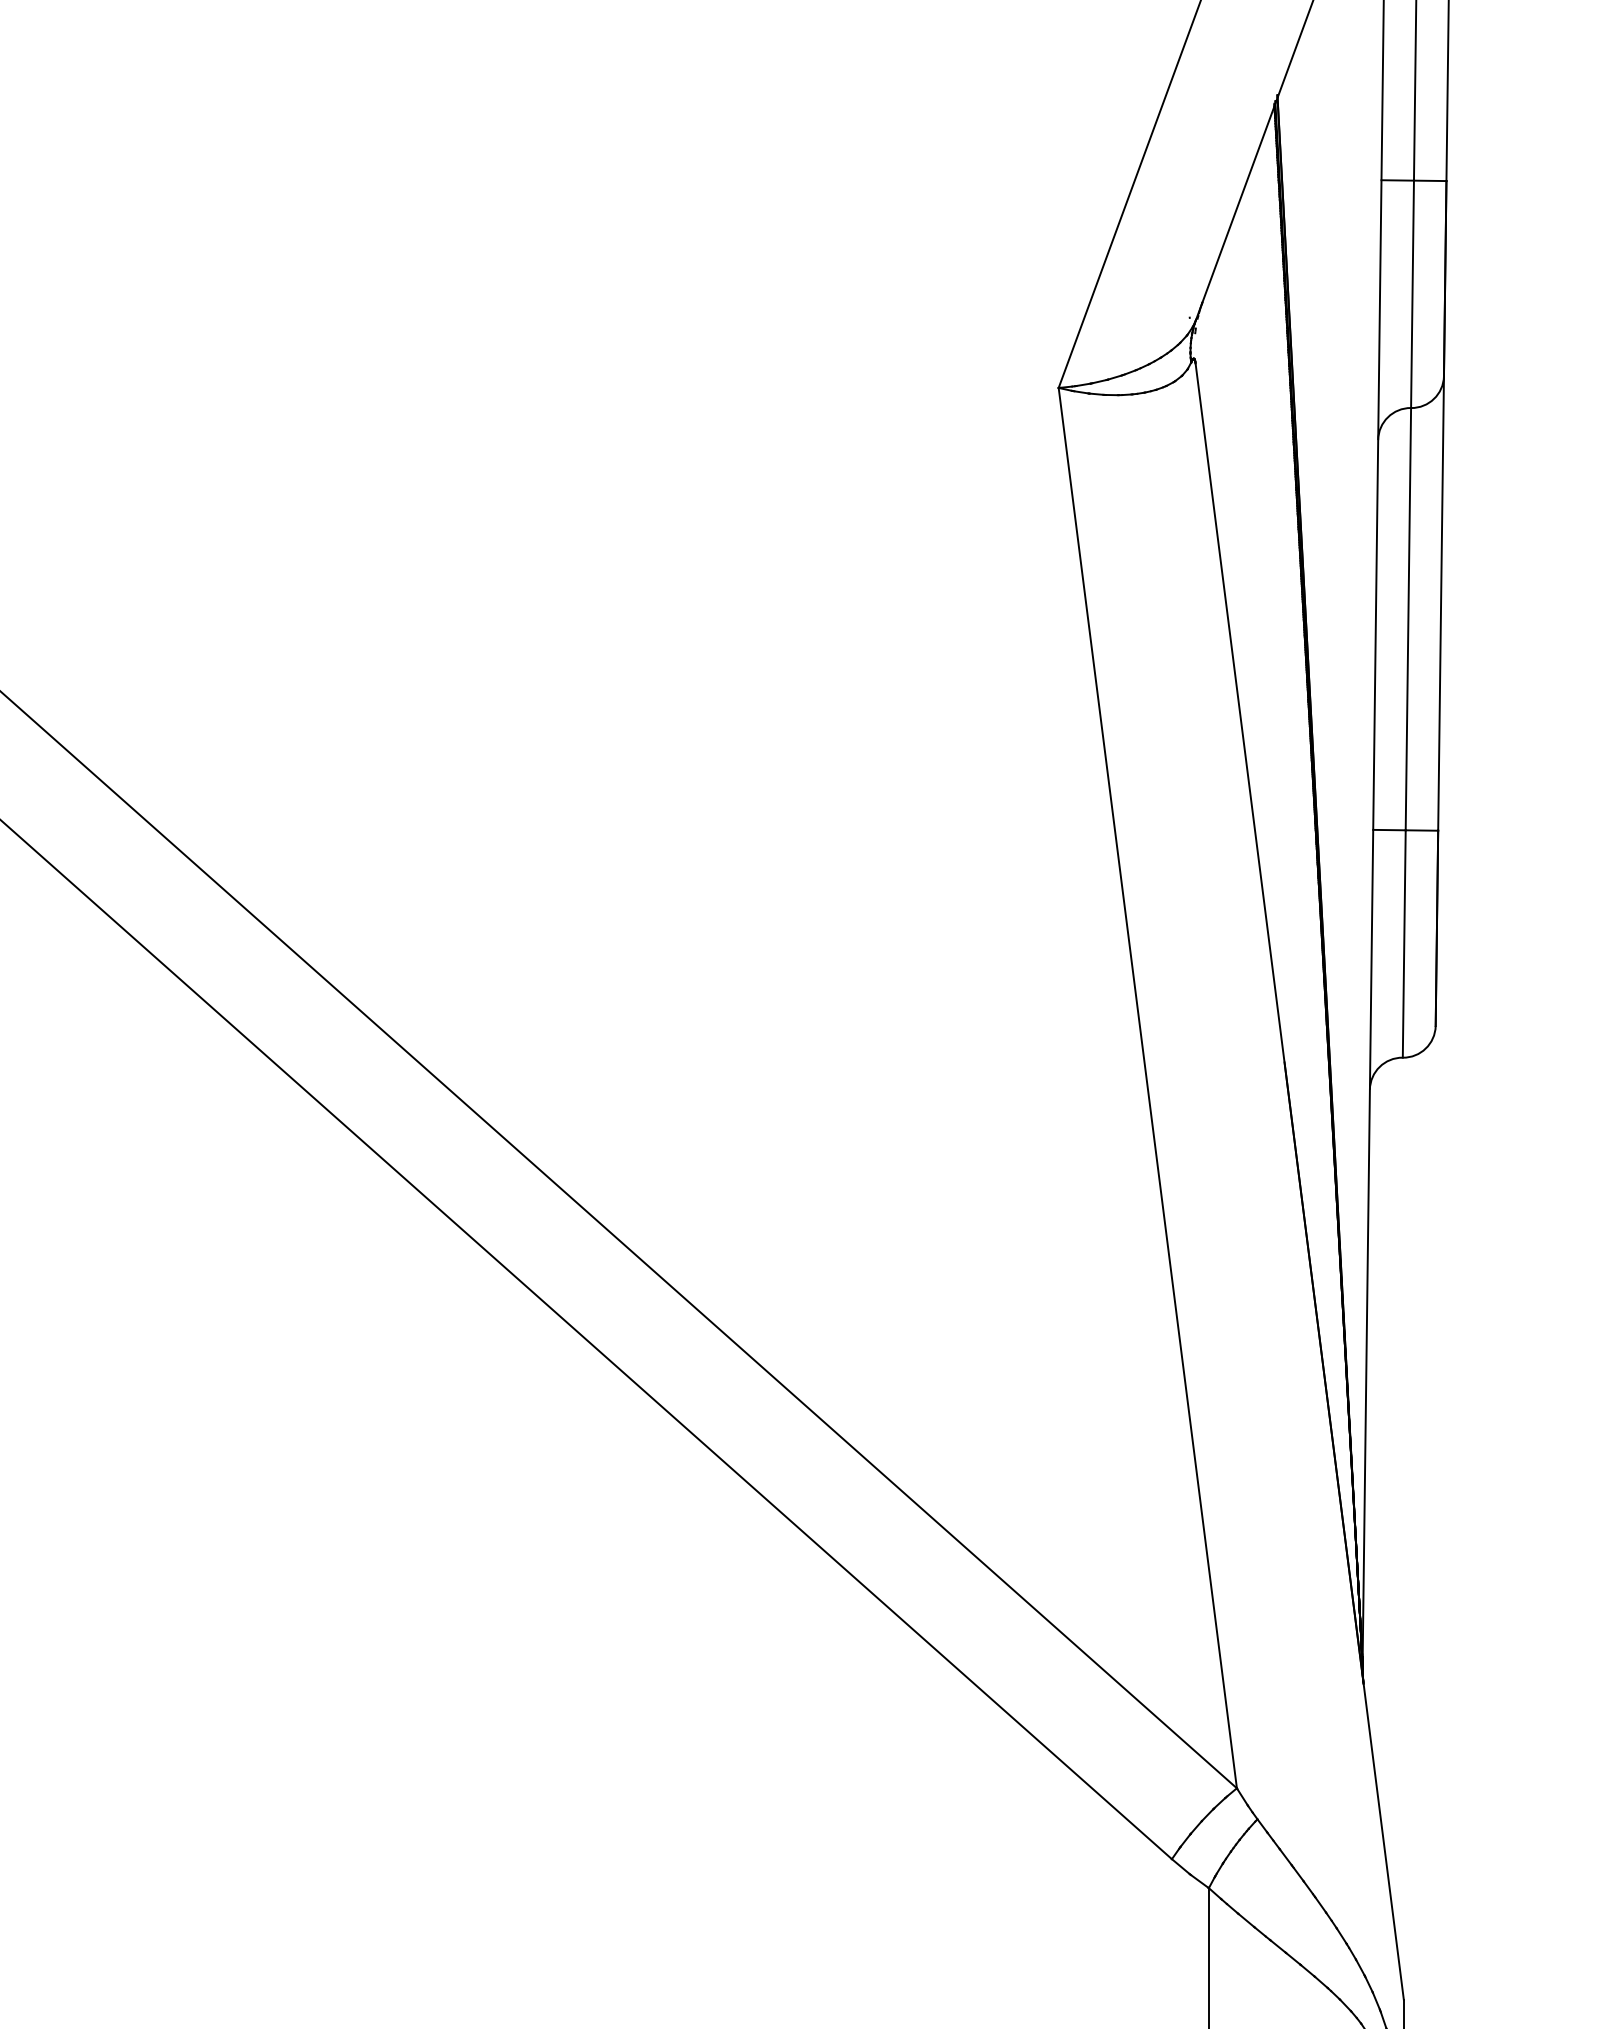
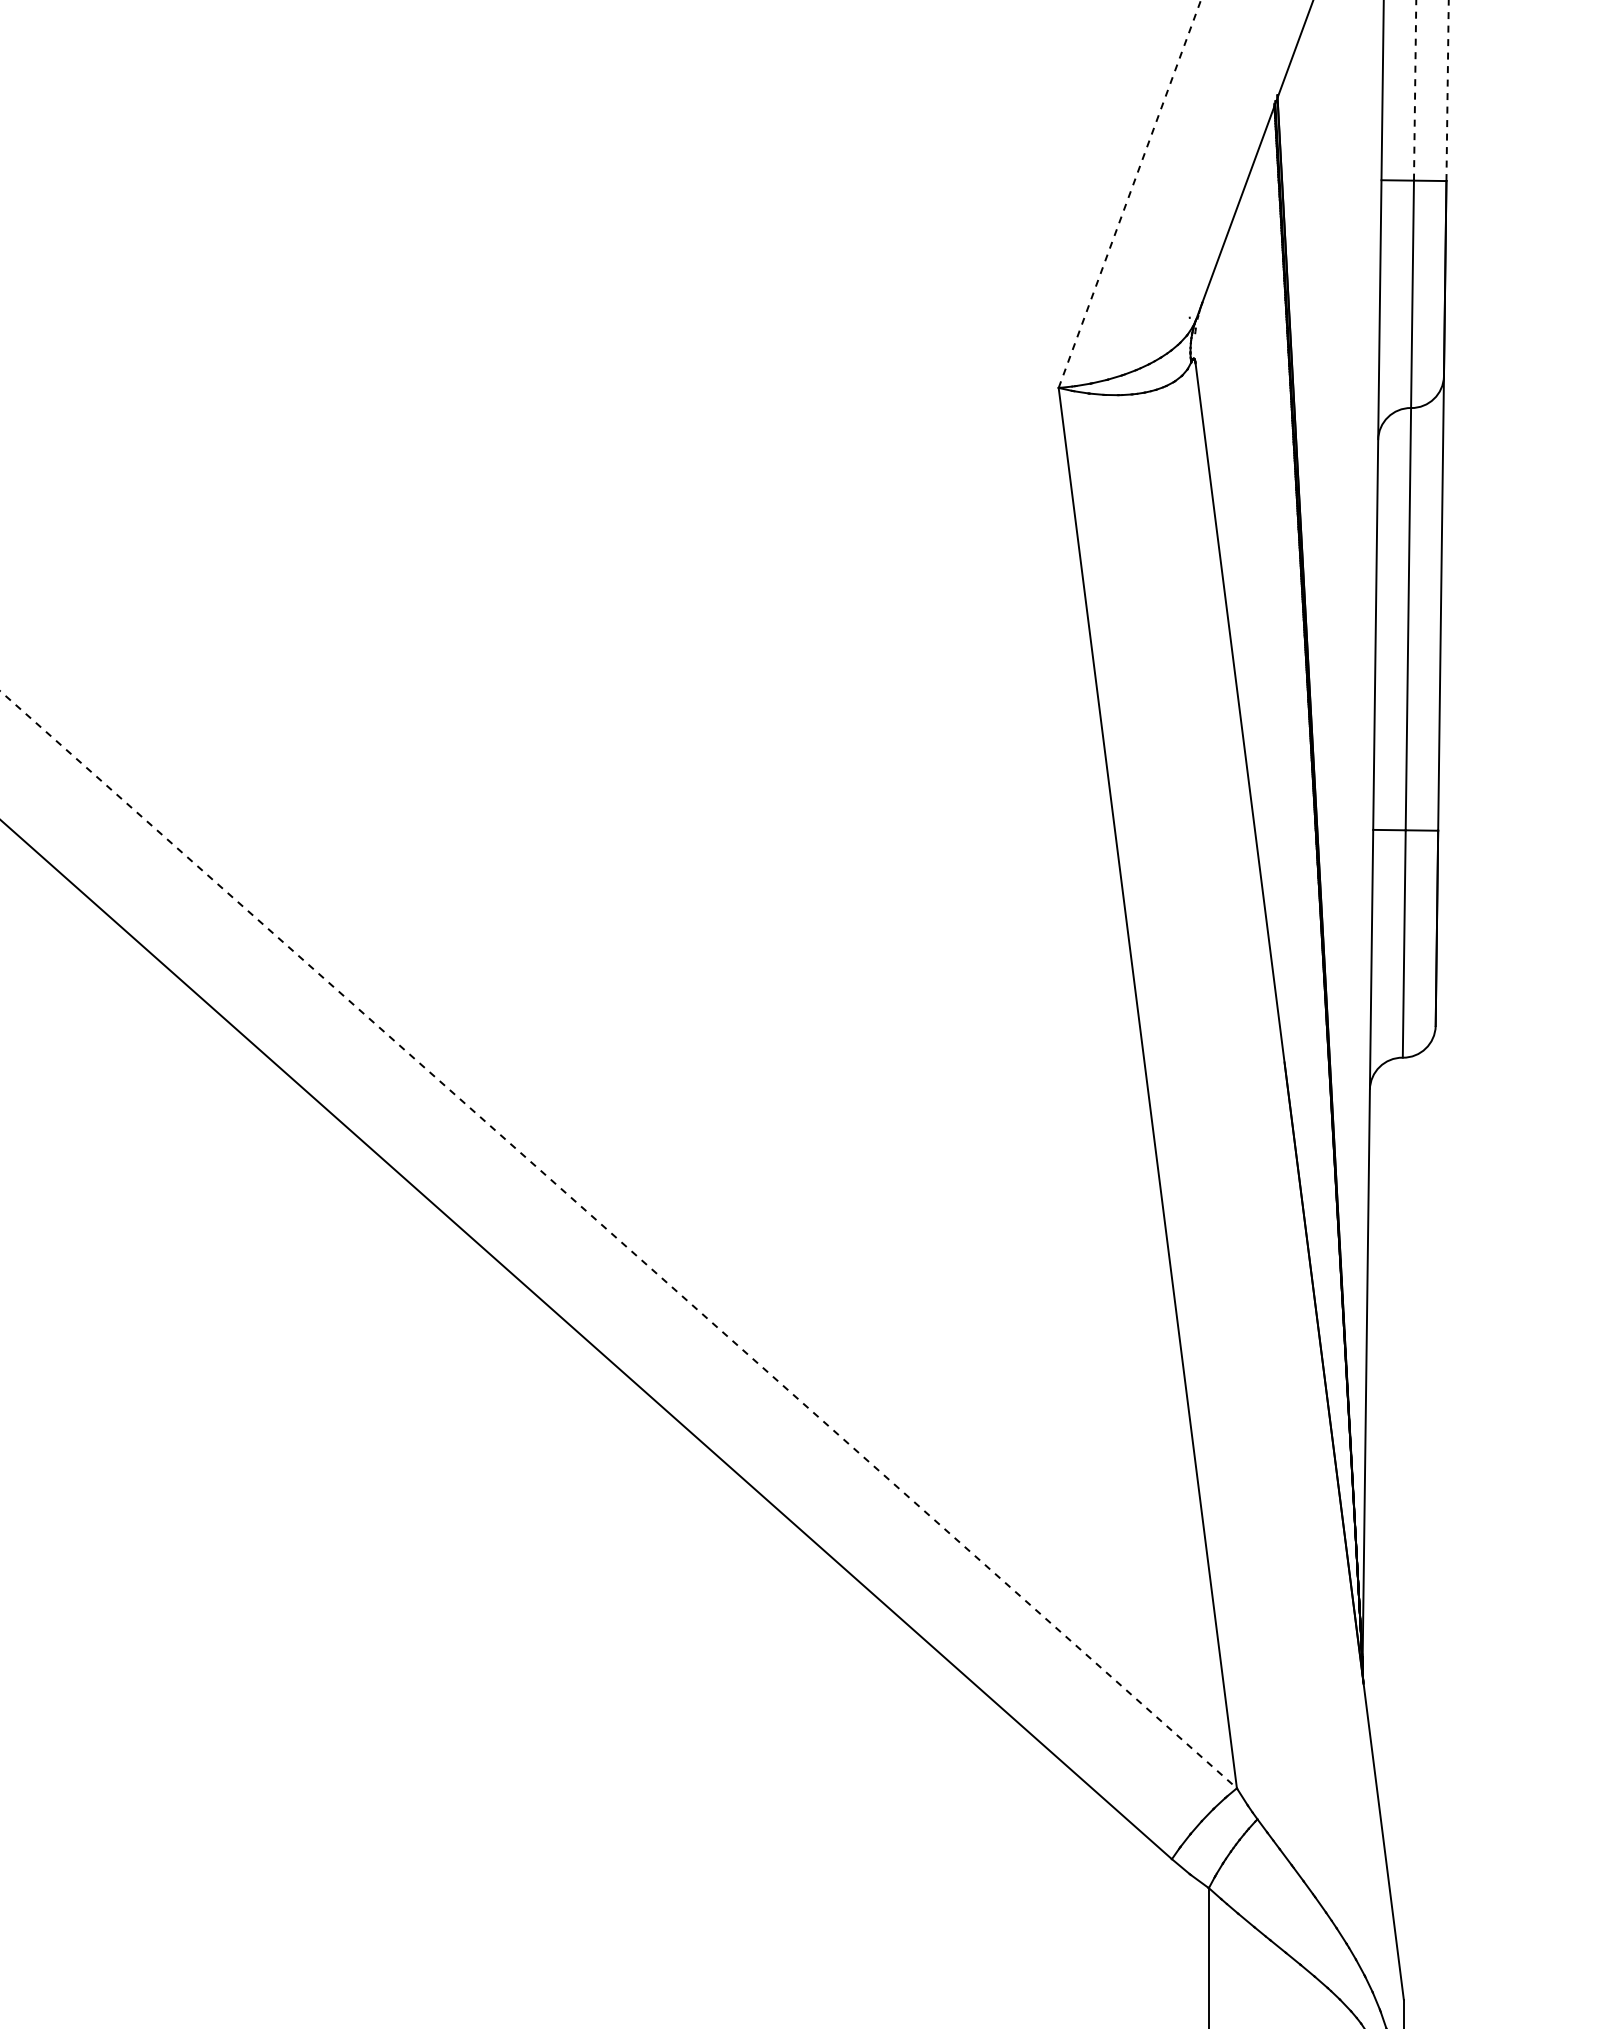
line: solid -> dashed (1415, 90)
line: solid -> dashed (1447, 90)
line: solid -> dashed (1130, 193)
line: solid -> dashed (619, 1240)
